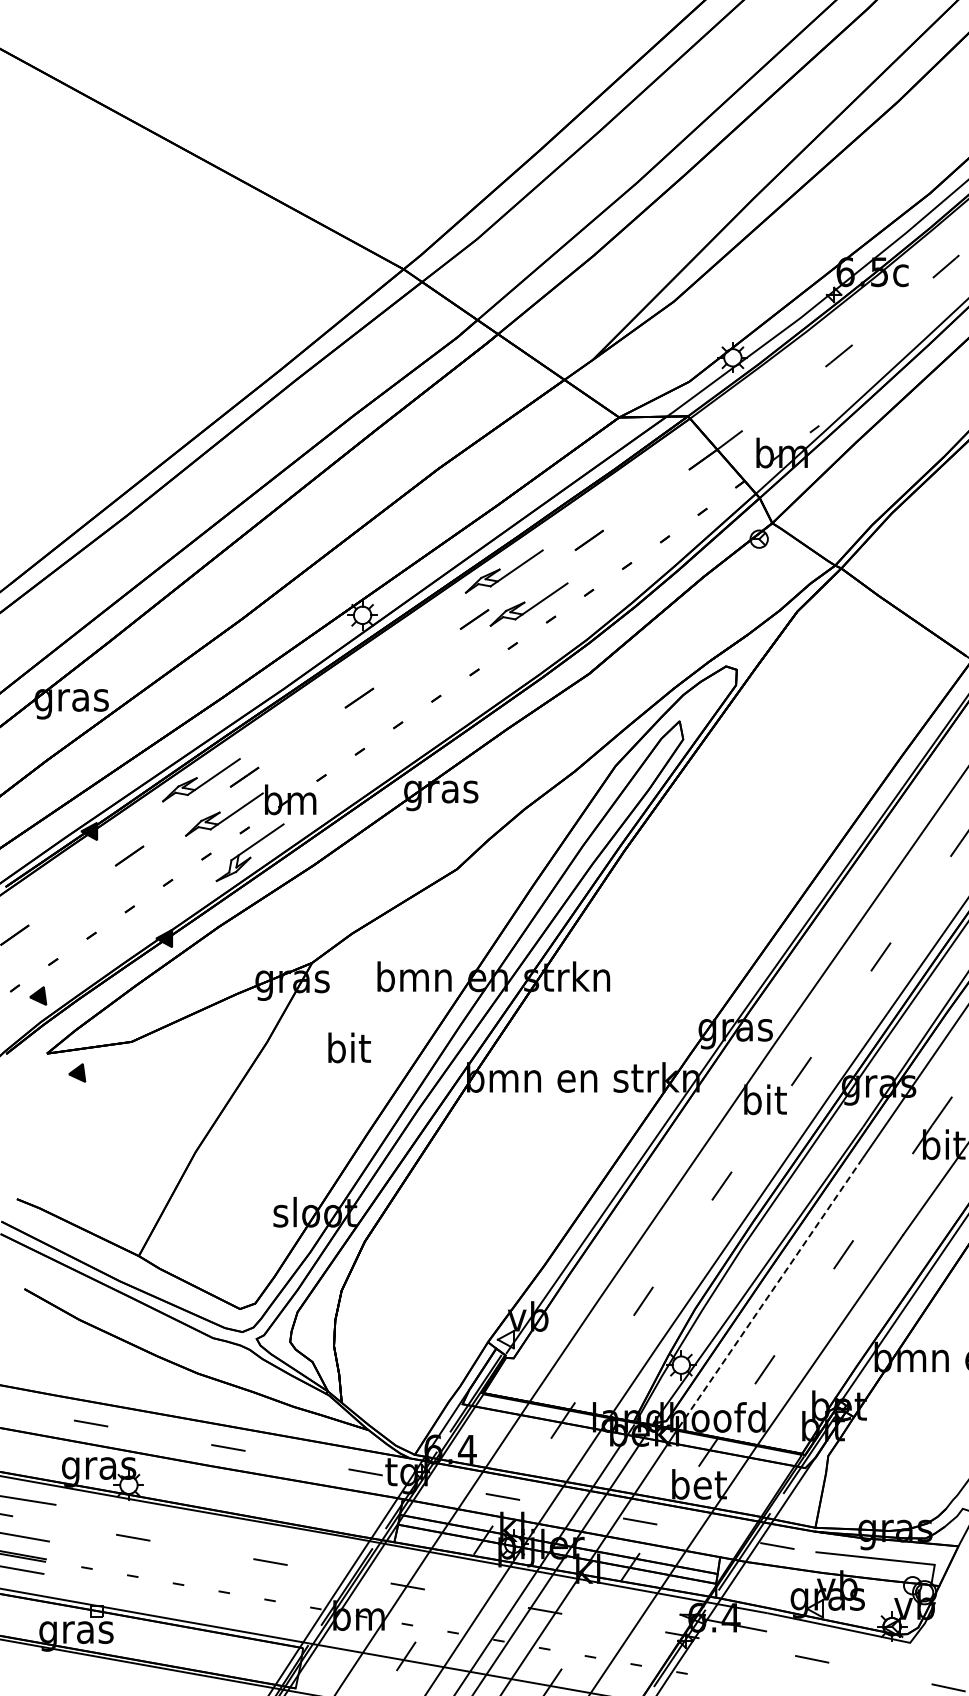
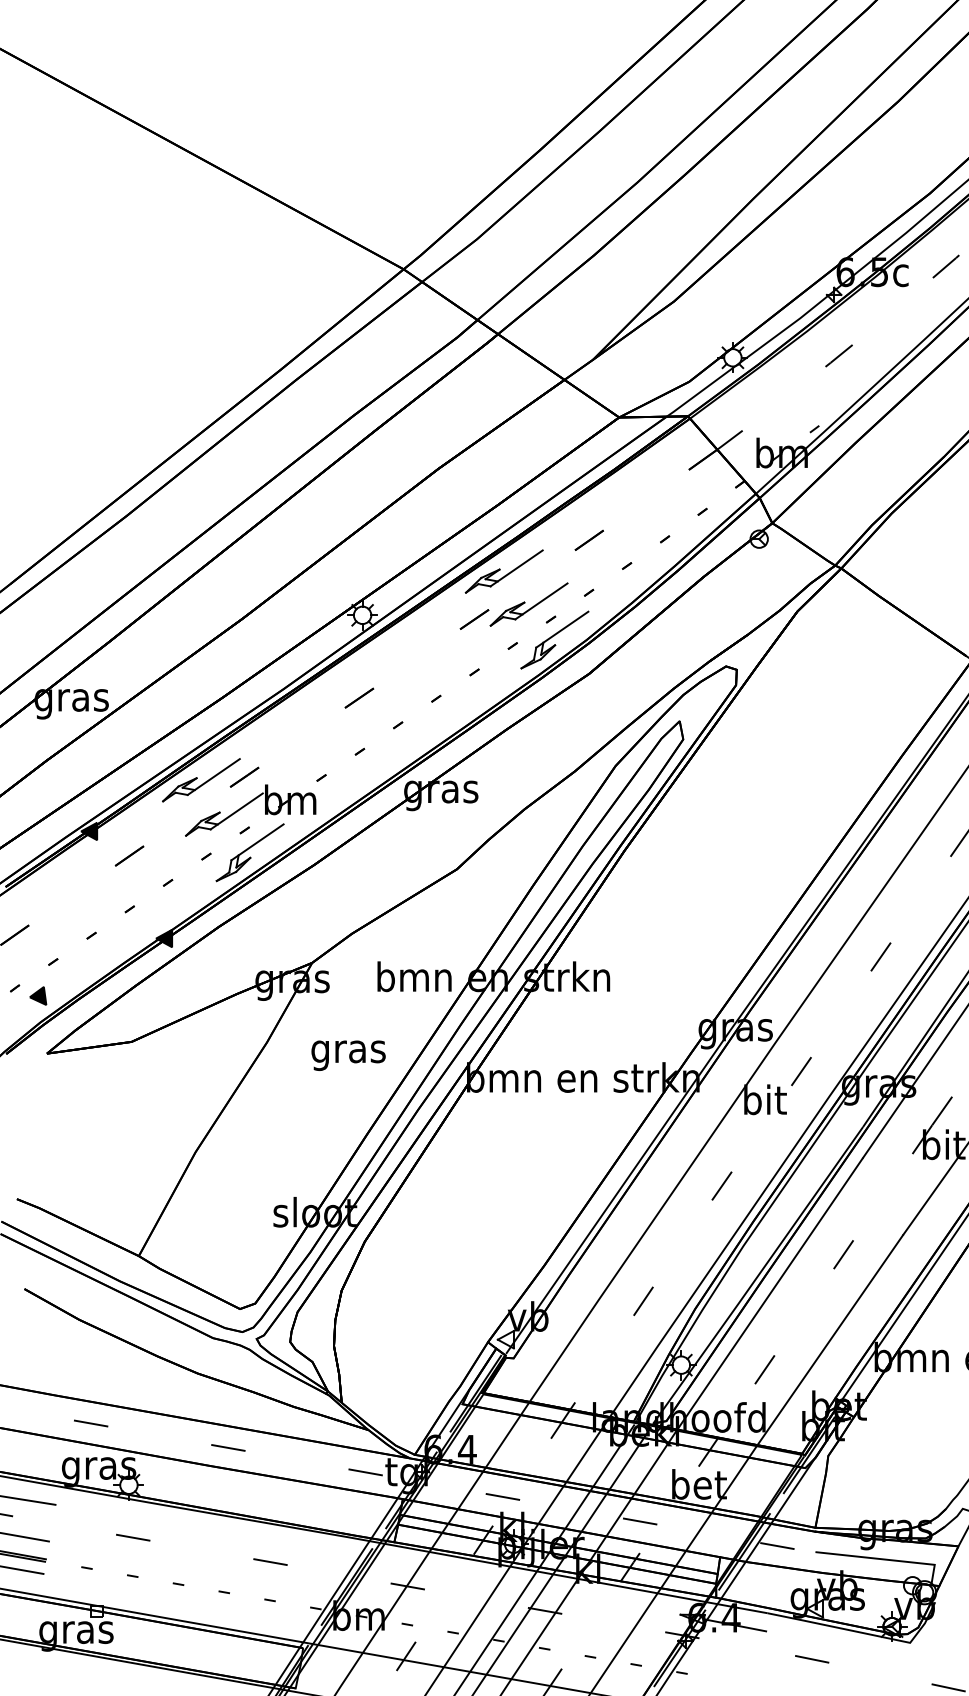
part: none -> present (554, 639)
text: bit -> gras (348, 1051)
part: present -> none (77, 1072)
line: dashed -> solid (769, 1294)
